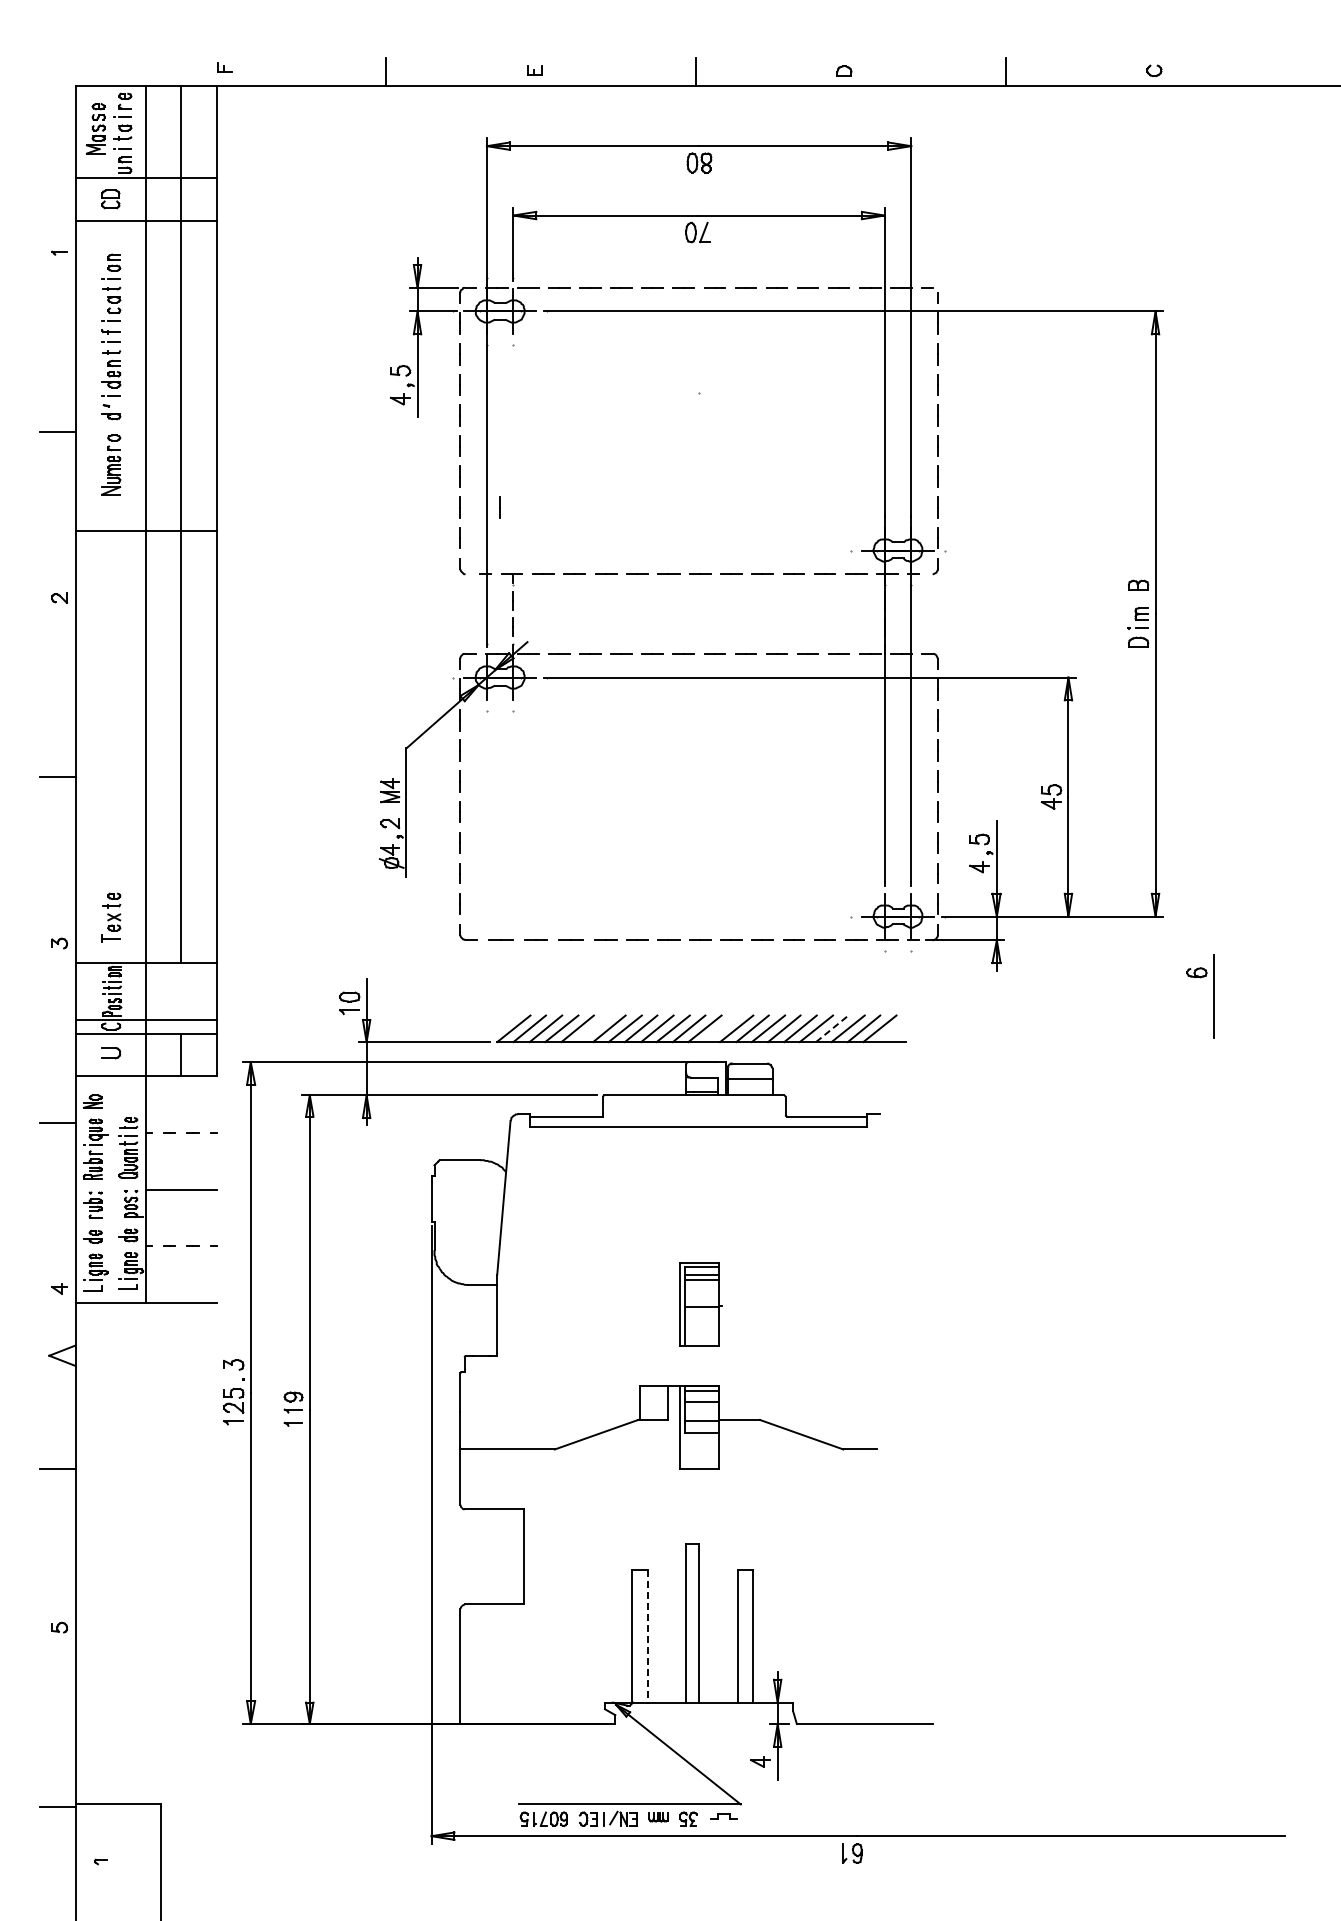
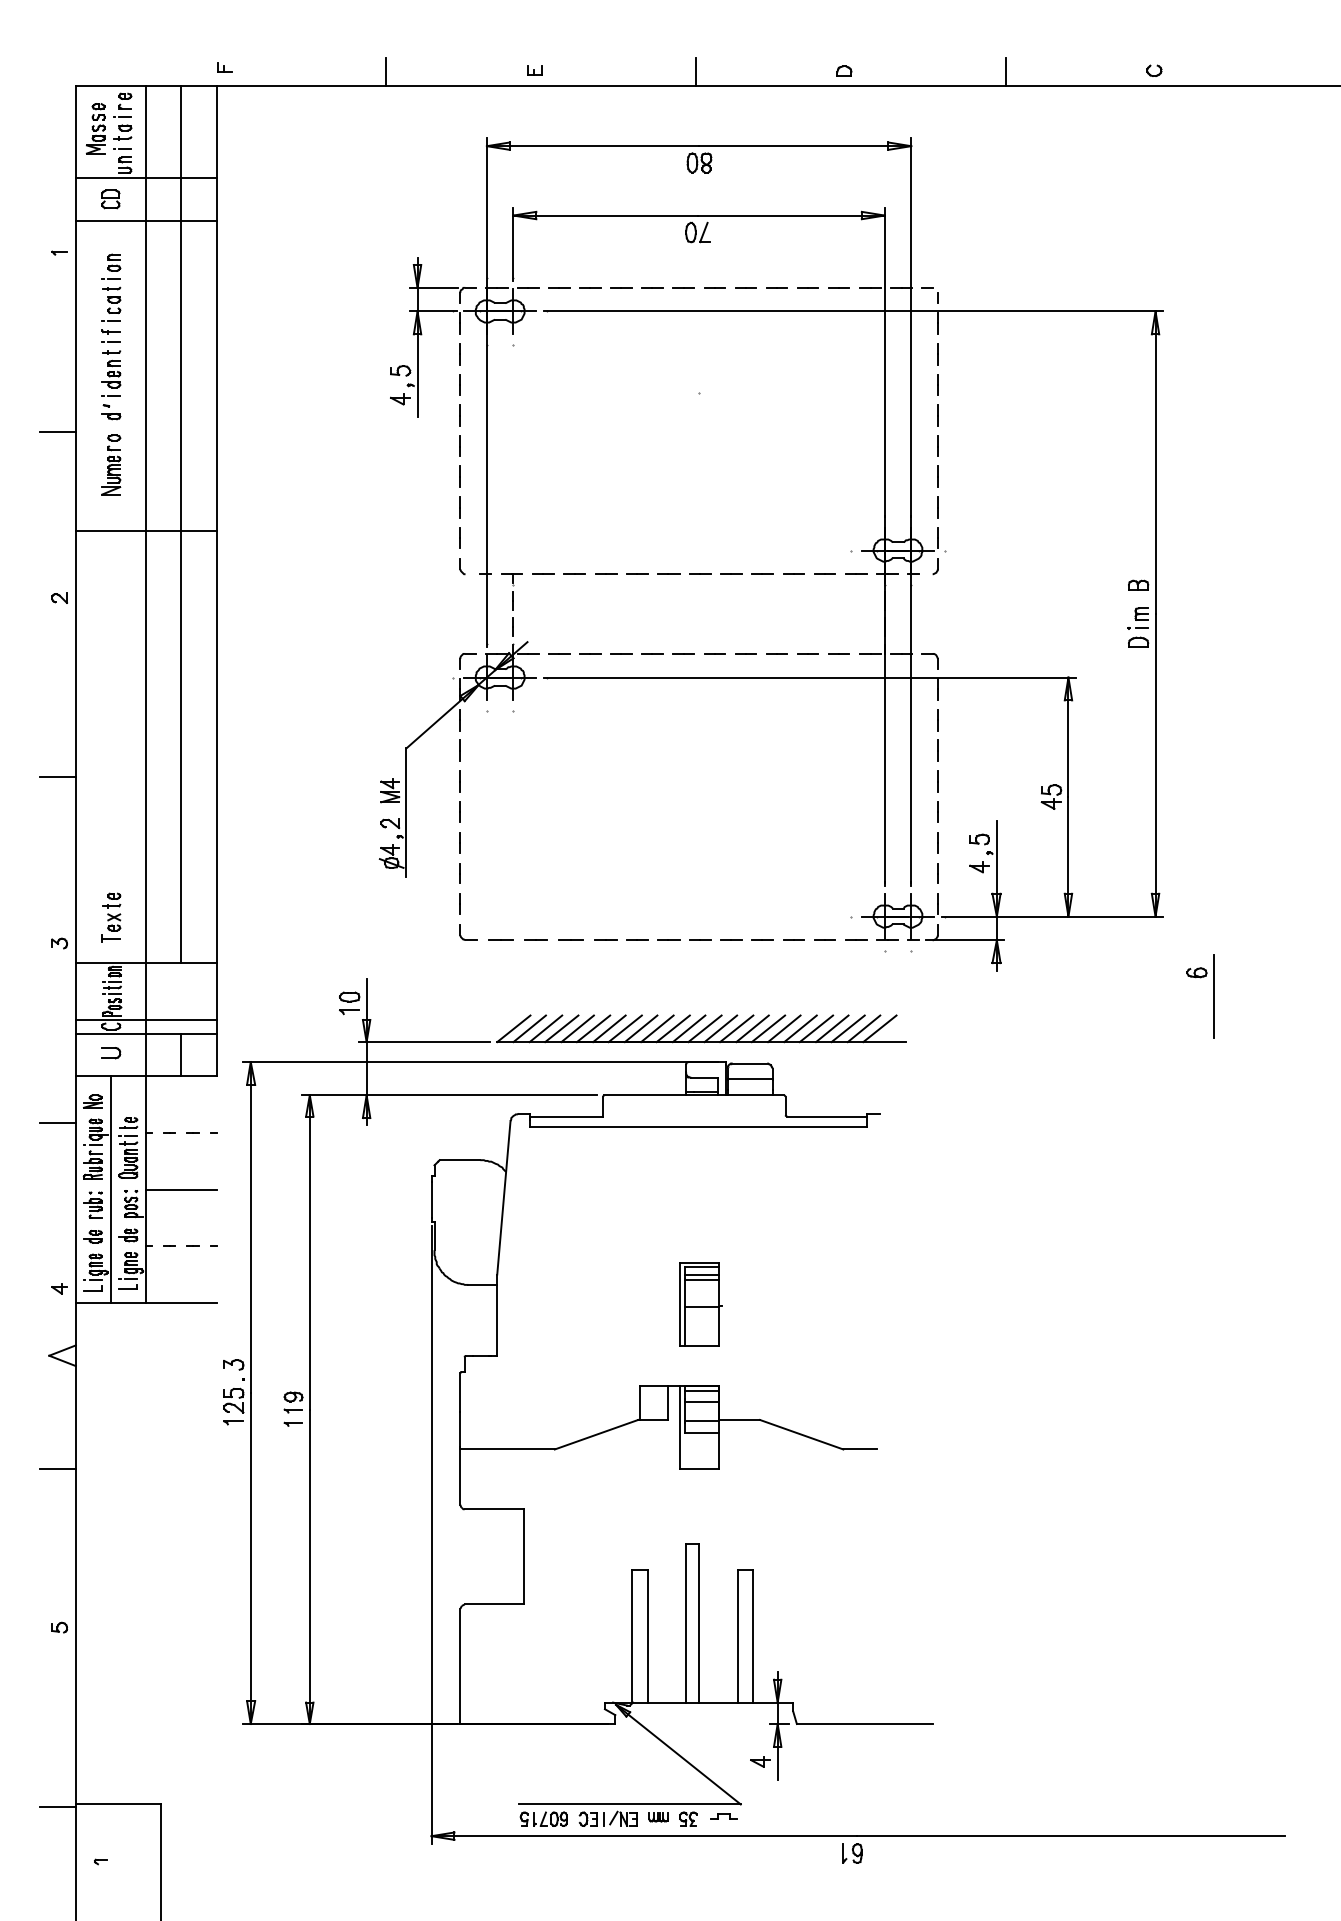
line: present -> none (499, 507)
line: none -> present (593, 1028)
line: none -> present (720, 1028)
line: dashed -> solid (832, 1028)
line: none -> present (110, 1189)
line: dashed -> solid (647, 1636)
